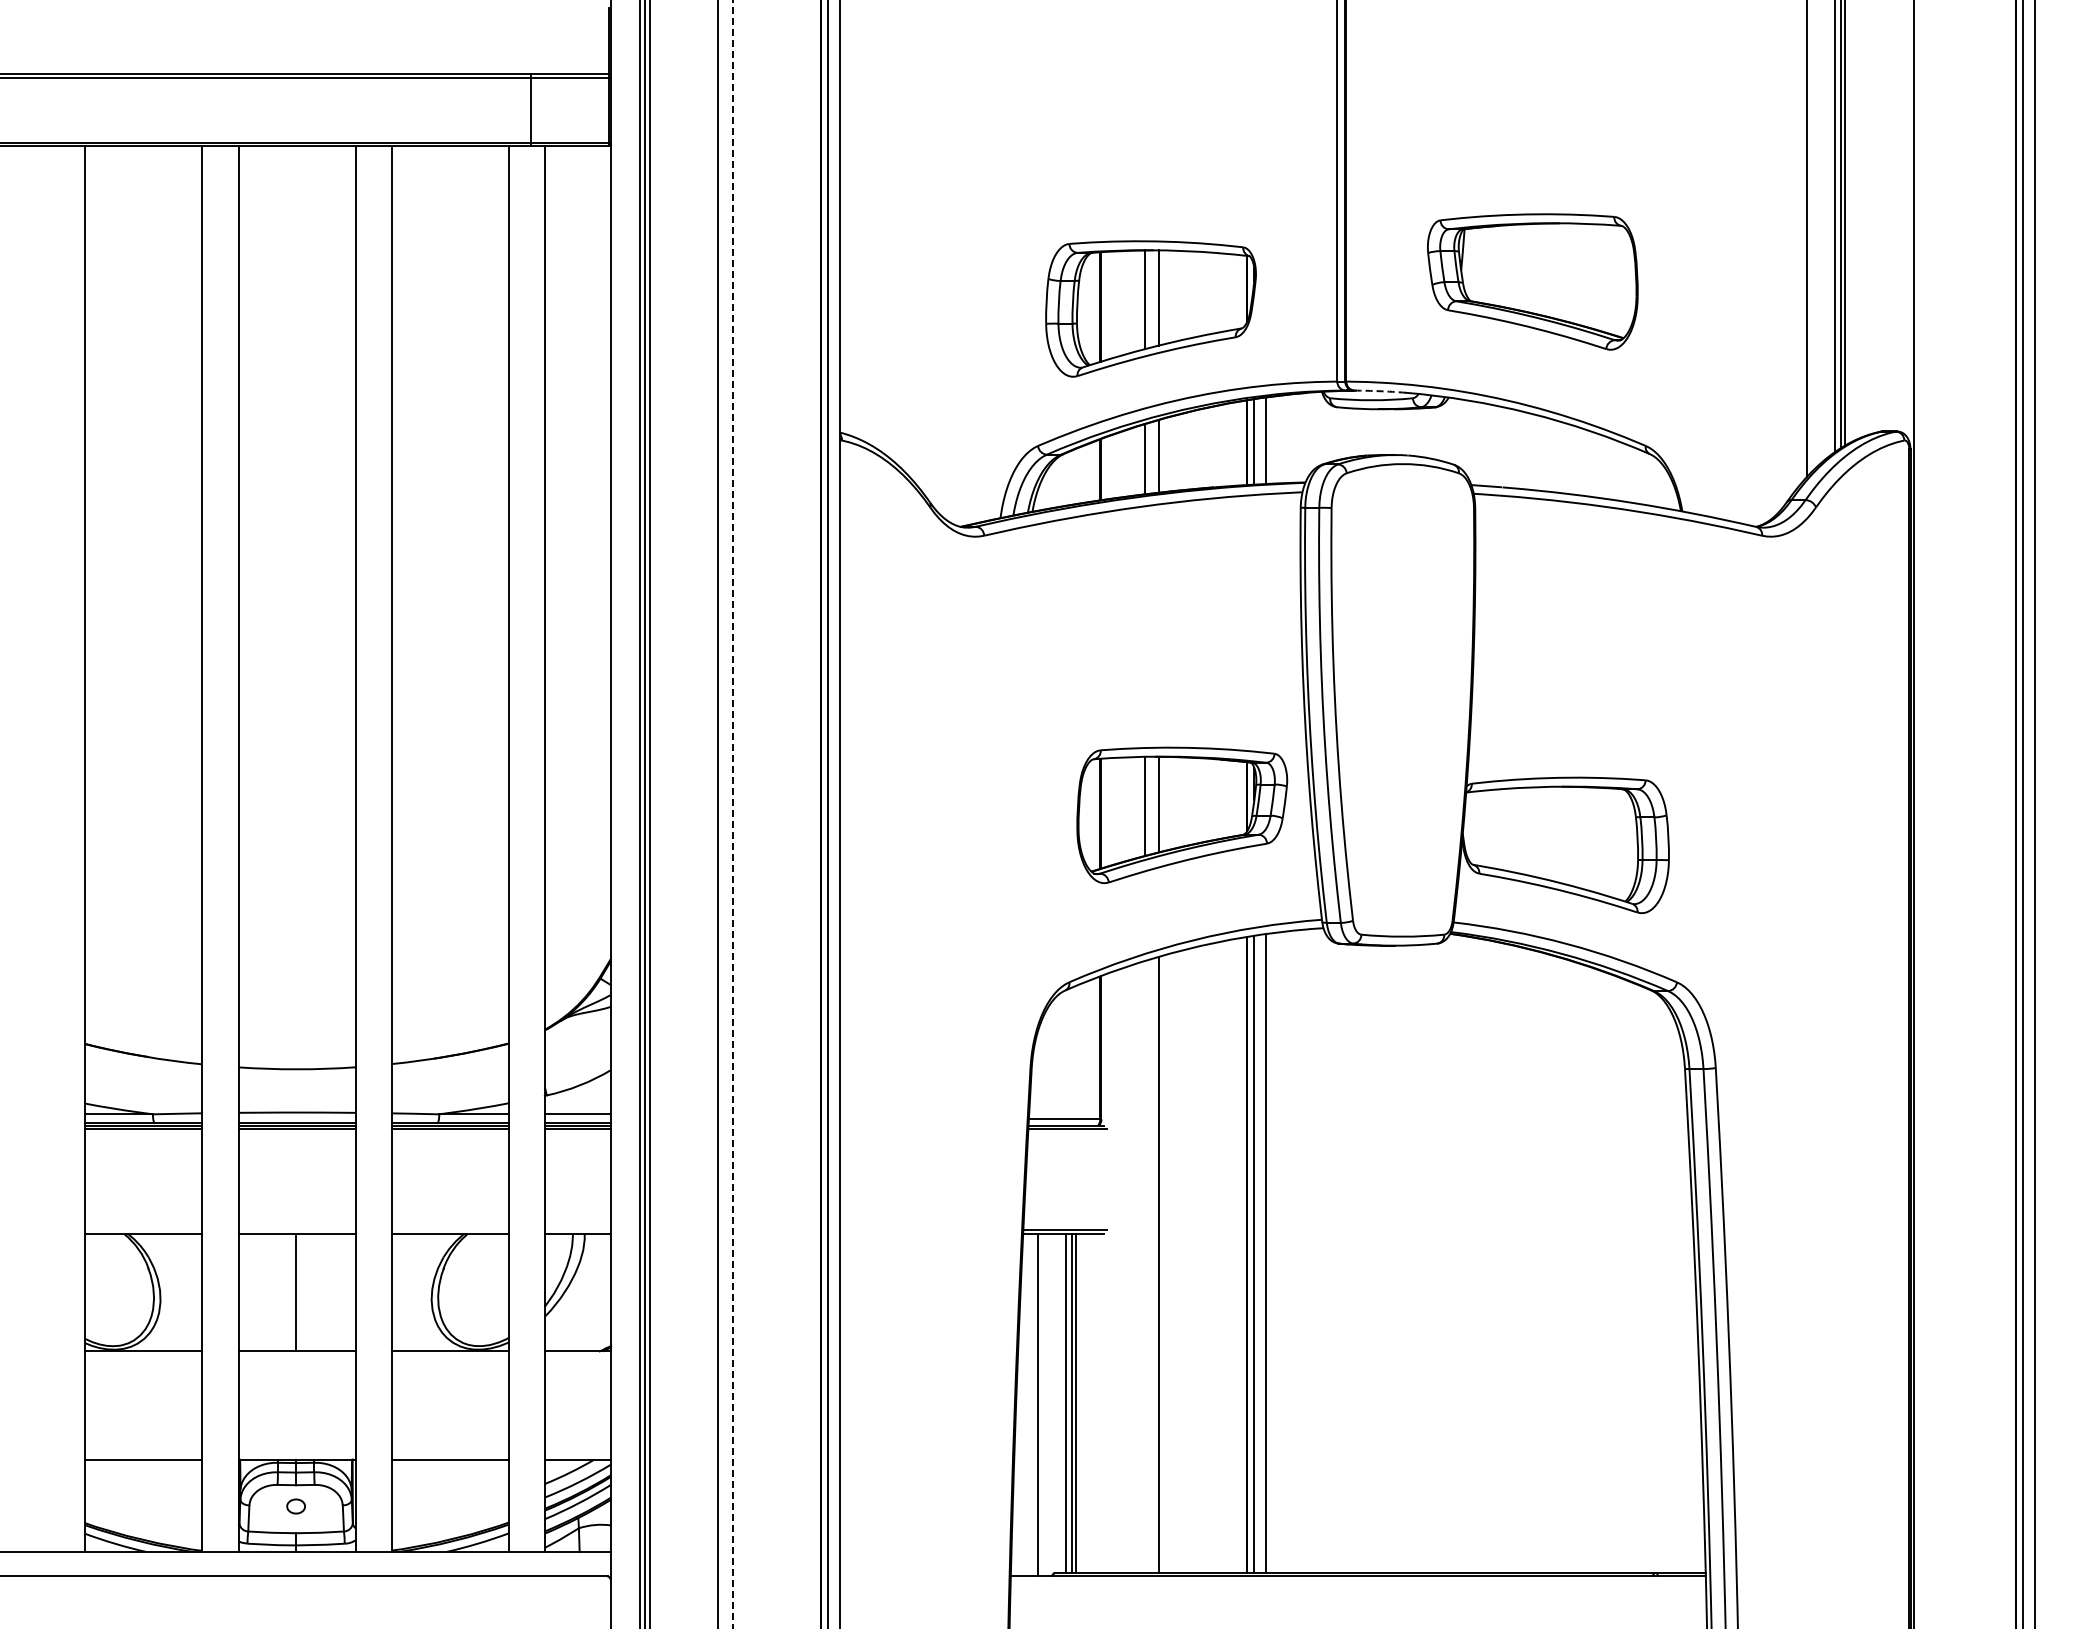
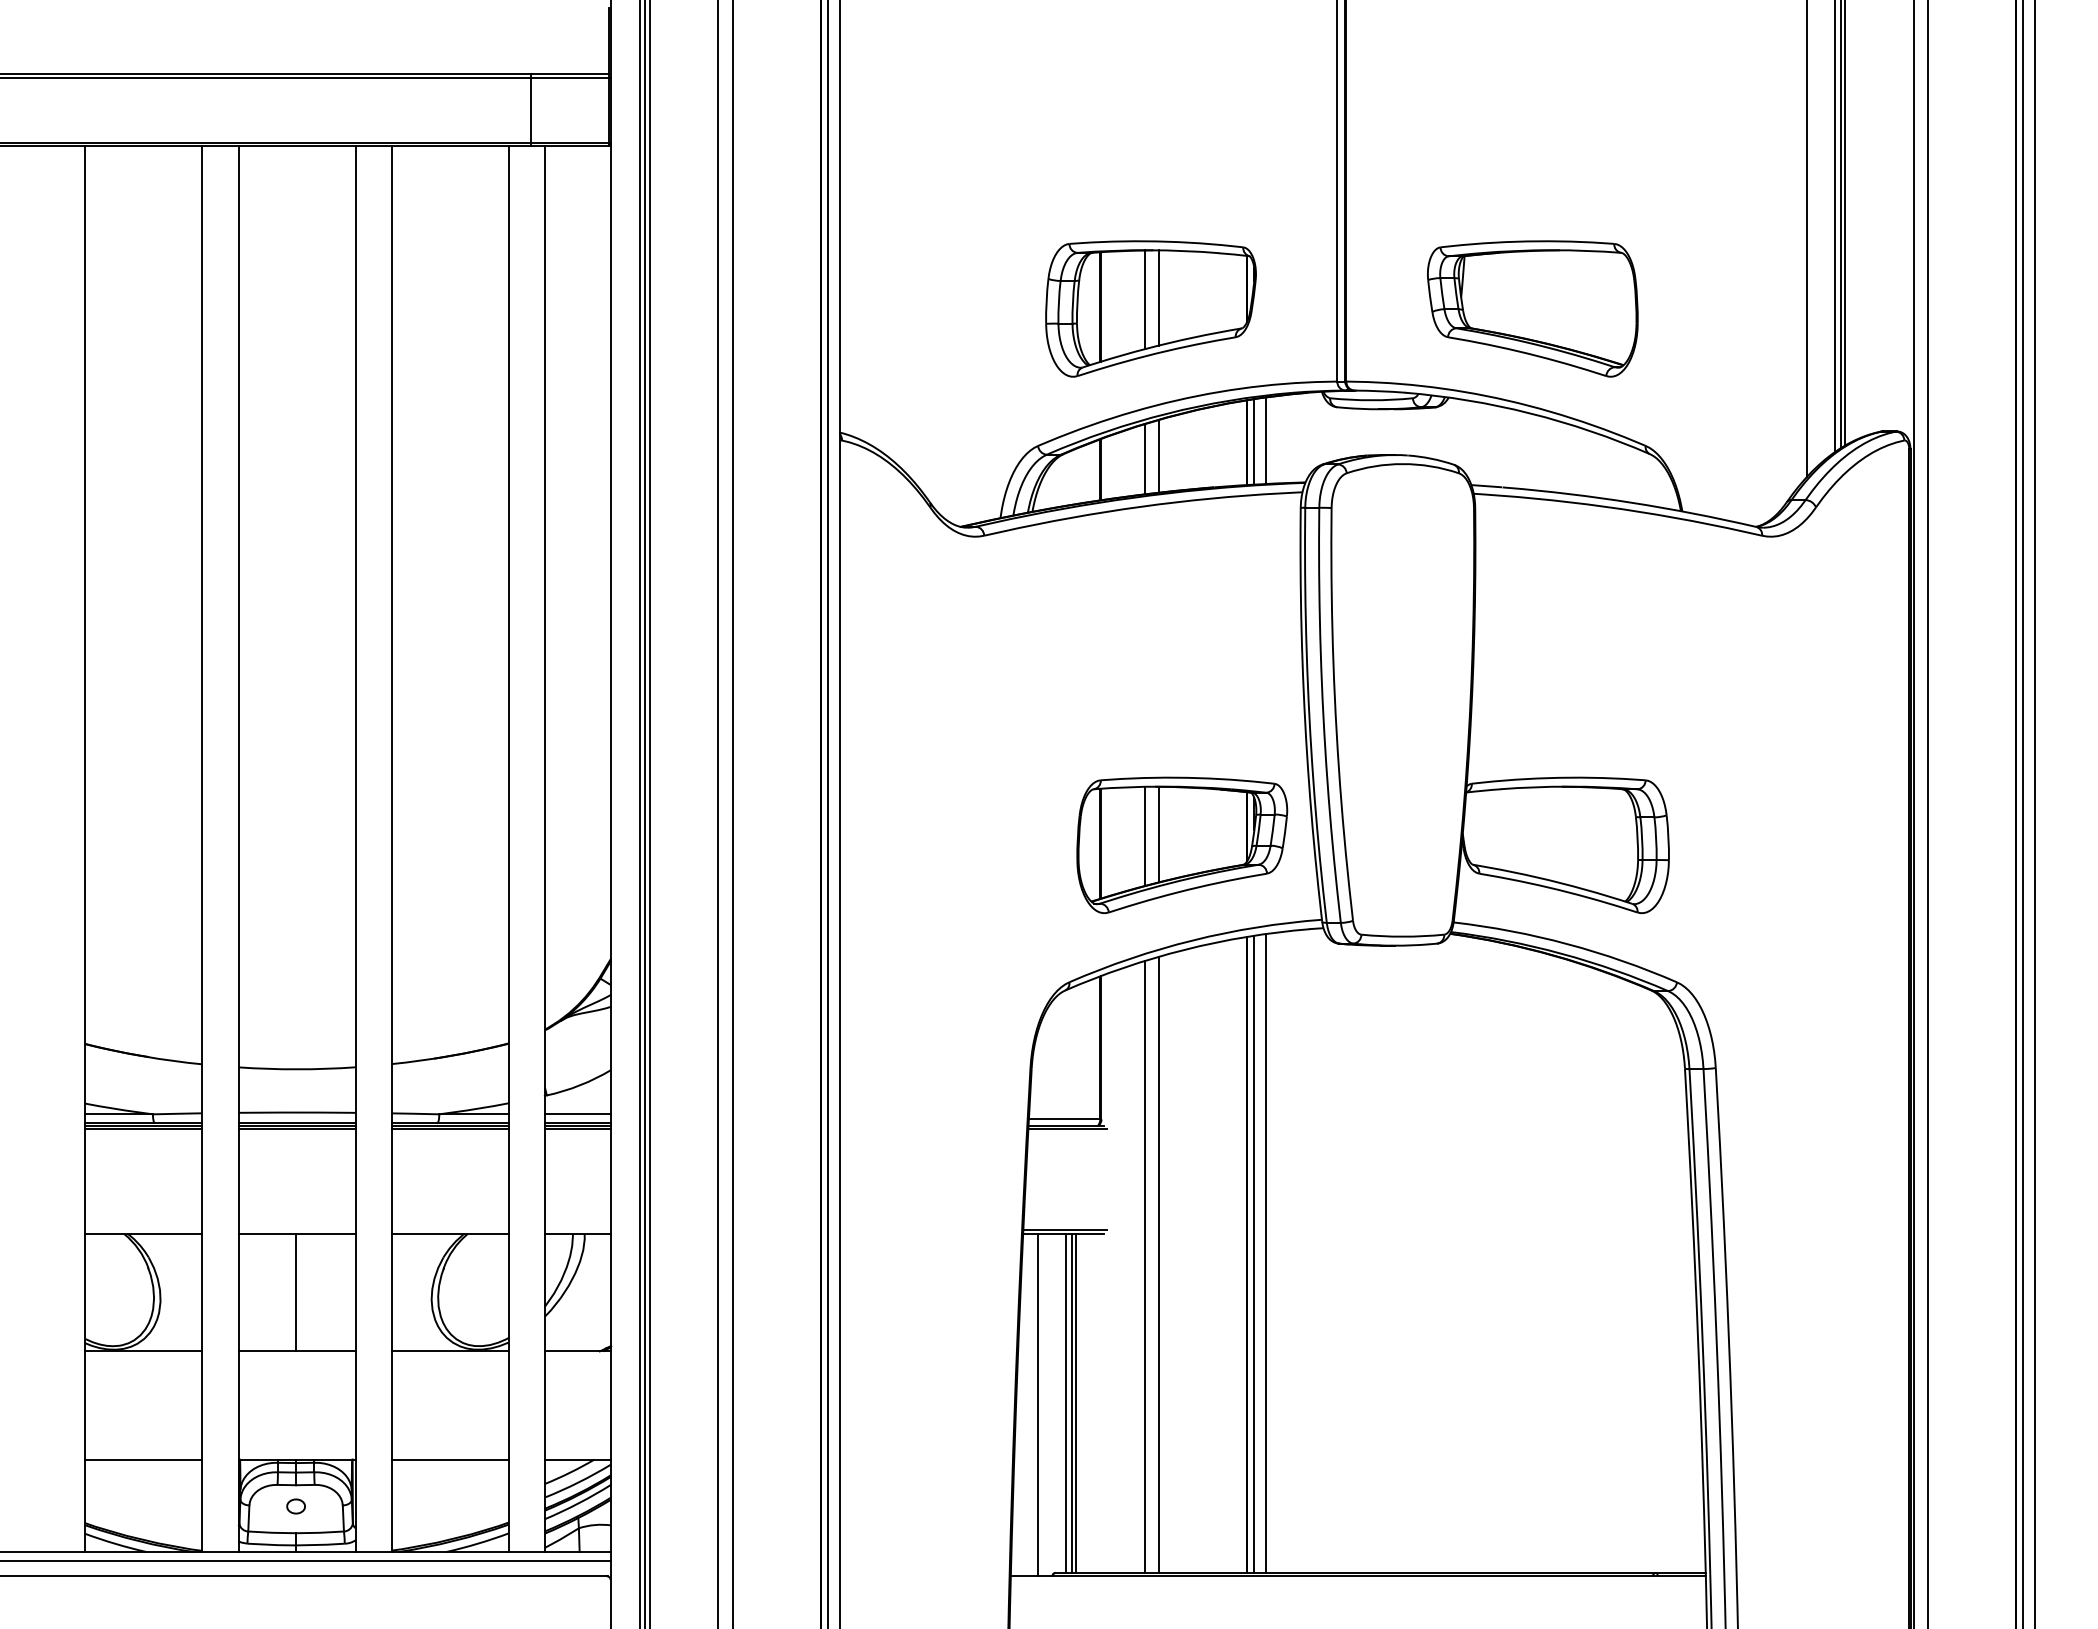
part position: (1532, 281) -> (1532, 308) (1532, 308)
arc: dashed -> solid (1379, 391)
line: none -> present (1928, 813)
line: dashed -> solid (732, 814)
part position: (1182, 814) -> (1182, 844) (1182, 844)
line: none -> present (1144, 1266)
line: none -> present (306, 1561)
